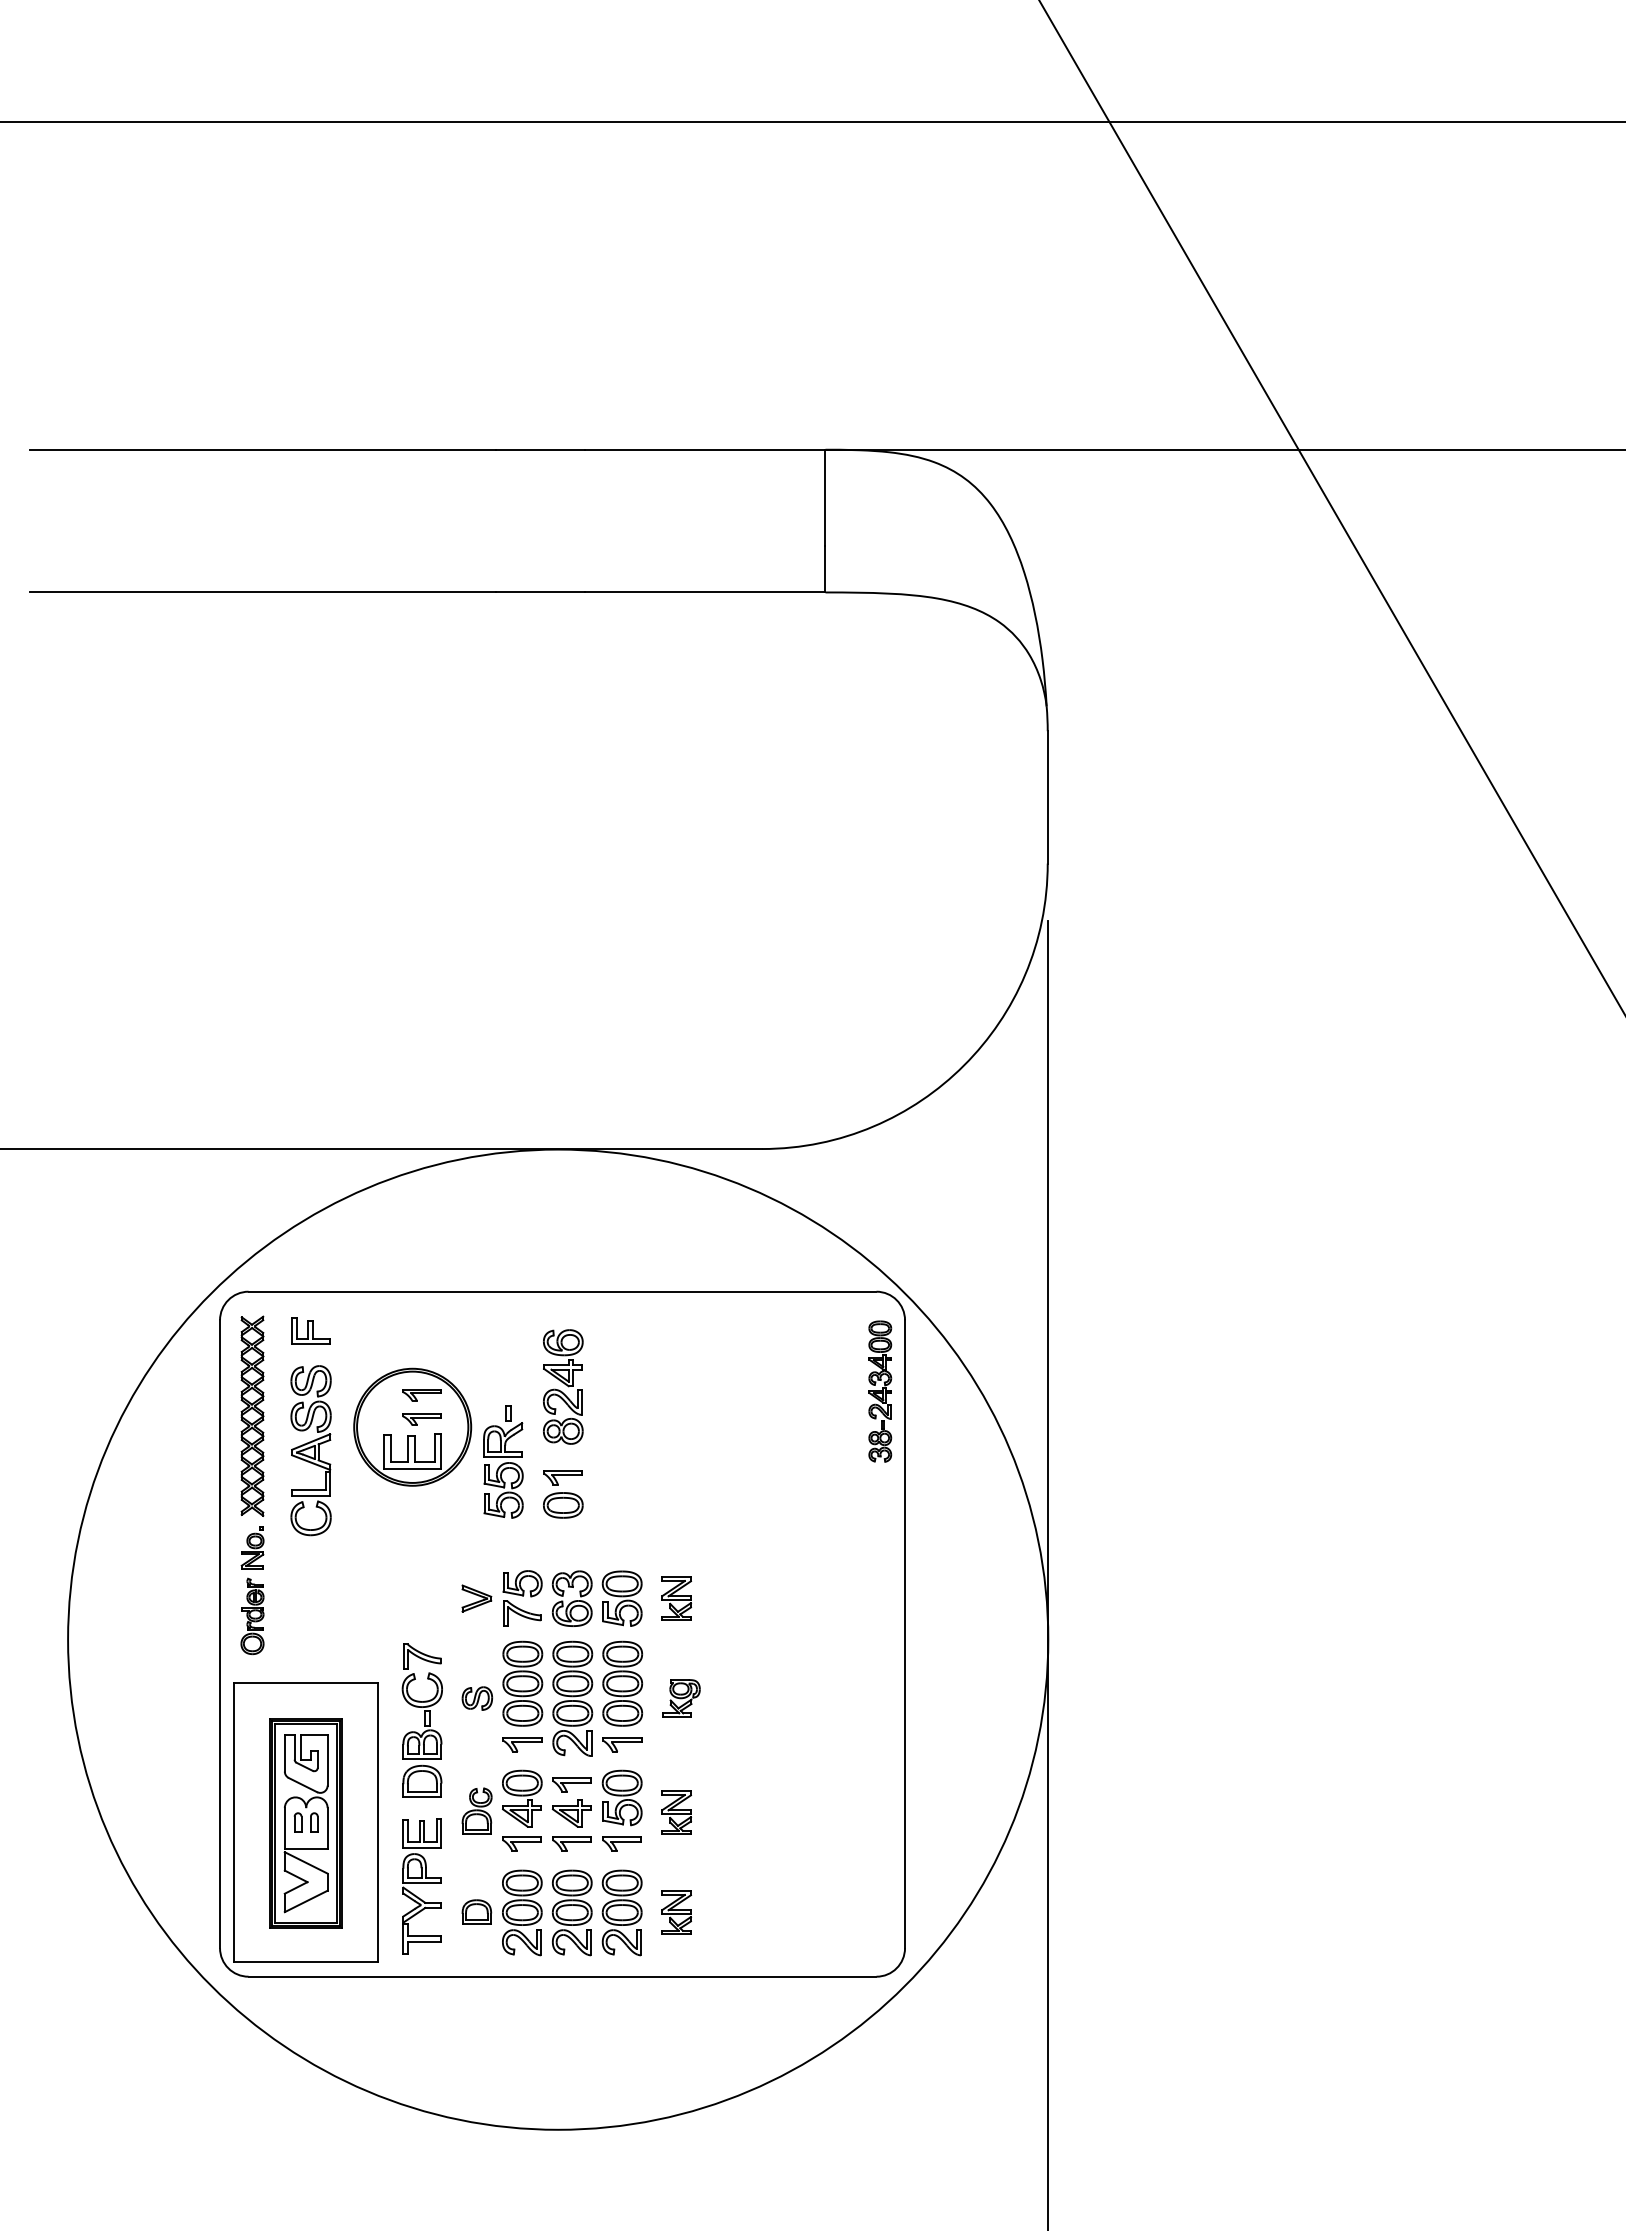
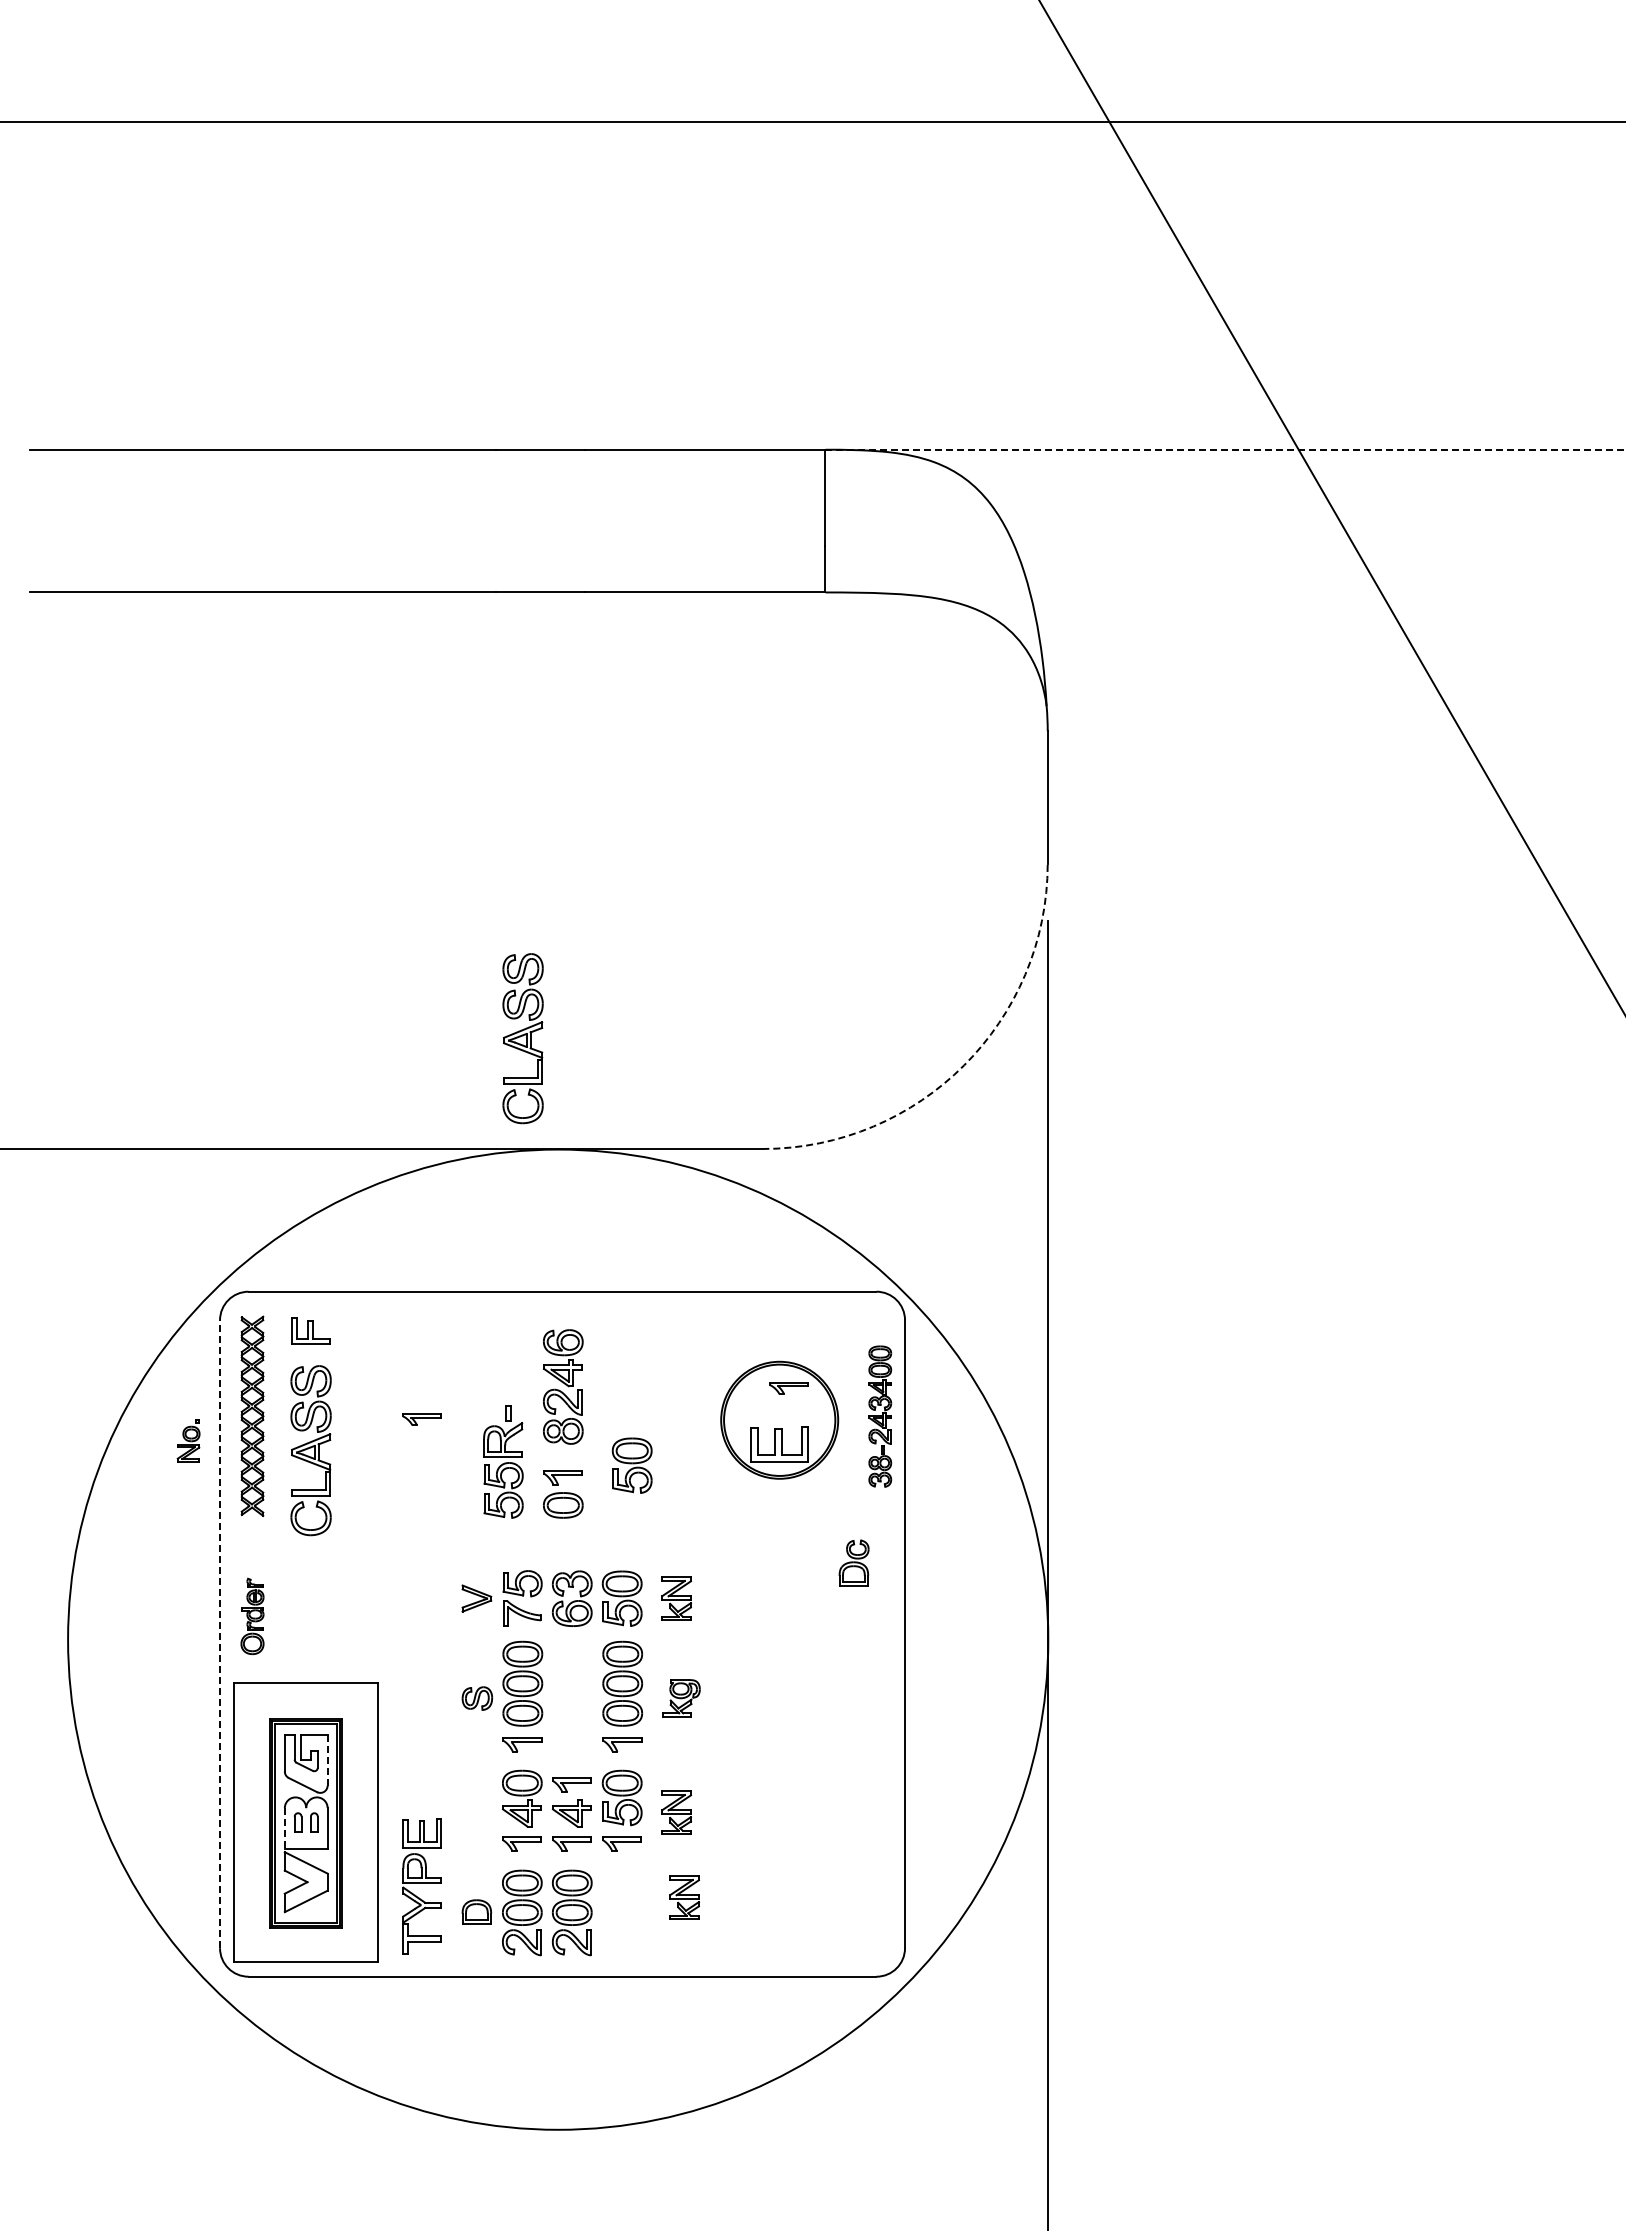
line: solid -> dashed (1225, 449)
part: none -> present (522, 1038)
arc: solid -> dashed (964, 1065)
part position: (880, 1391) -> (880, 1416) (880, 1416)
part position: (412, 1426) -> (779, 1419) (779, 1419)
part: none -> present (631, 1465)
part position: (252, 1547) -> (188, 1440) (188, 1440)
line: solid -> dashed (220, 1634)
part: present -> none (572, 1698)
part: present -> none (421, 1720)
line: solid -> dashed (327, 1759)
part position: (476, 1810) -> (853, 1562) (853, 1562)
line: solid -> dashed (284, 1828)
part: present -> none (621, 1912)
part position: (676, 1912) -> (684, 1897) (684, 1897)
